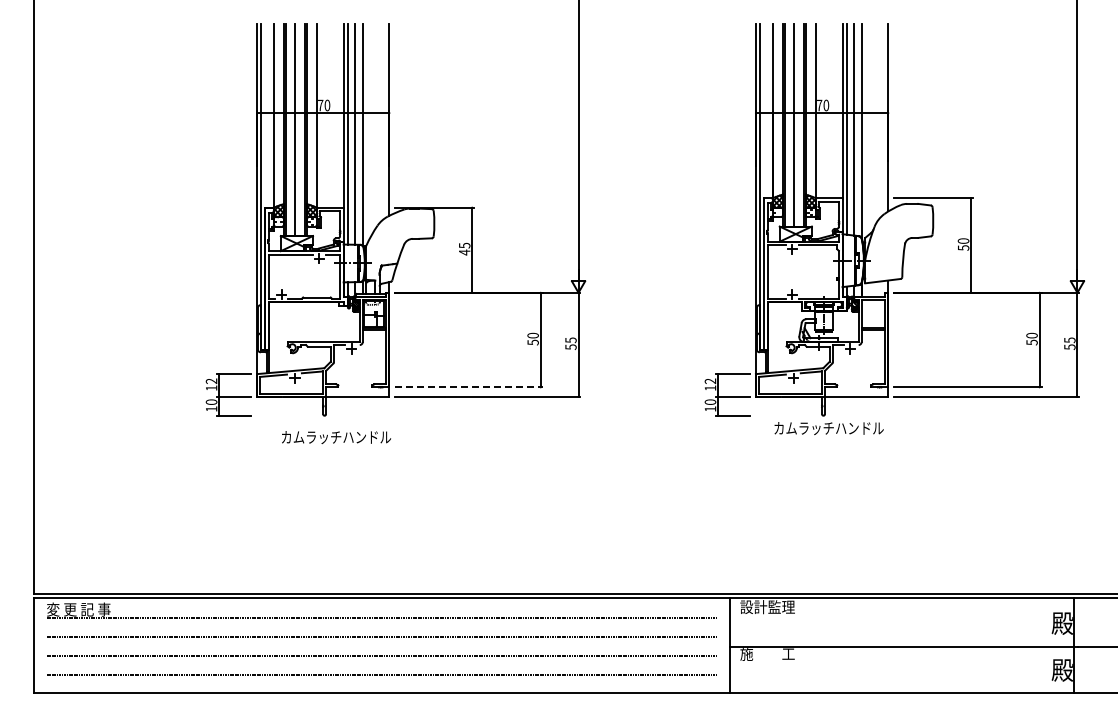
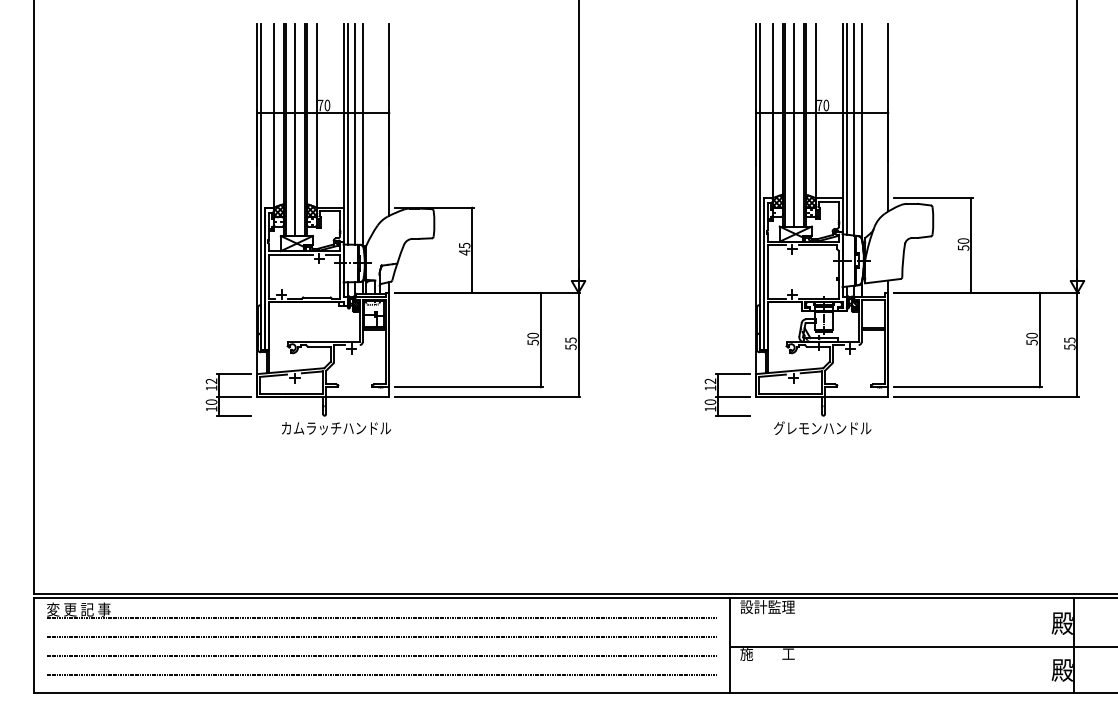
line: dashed -> solid (468, 387)
text: カムラッチハンドル -> グレモンハンドル (828, 428)
text position: (336, 437) -> (336, 428) (336, 428)
